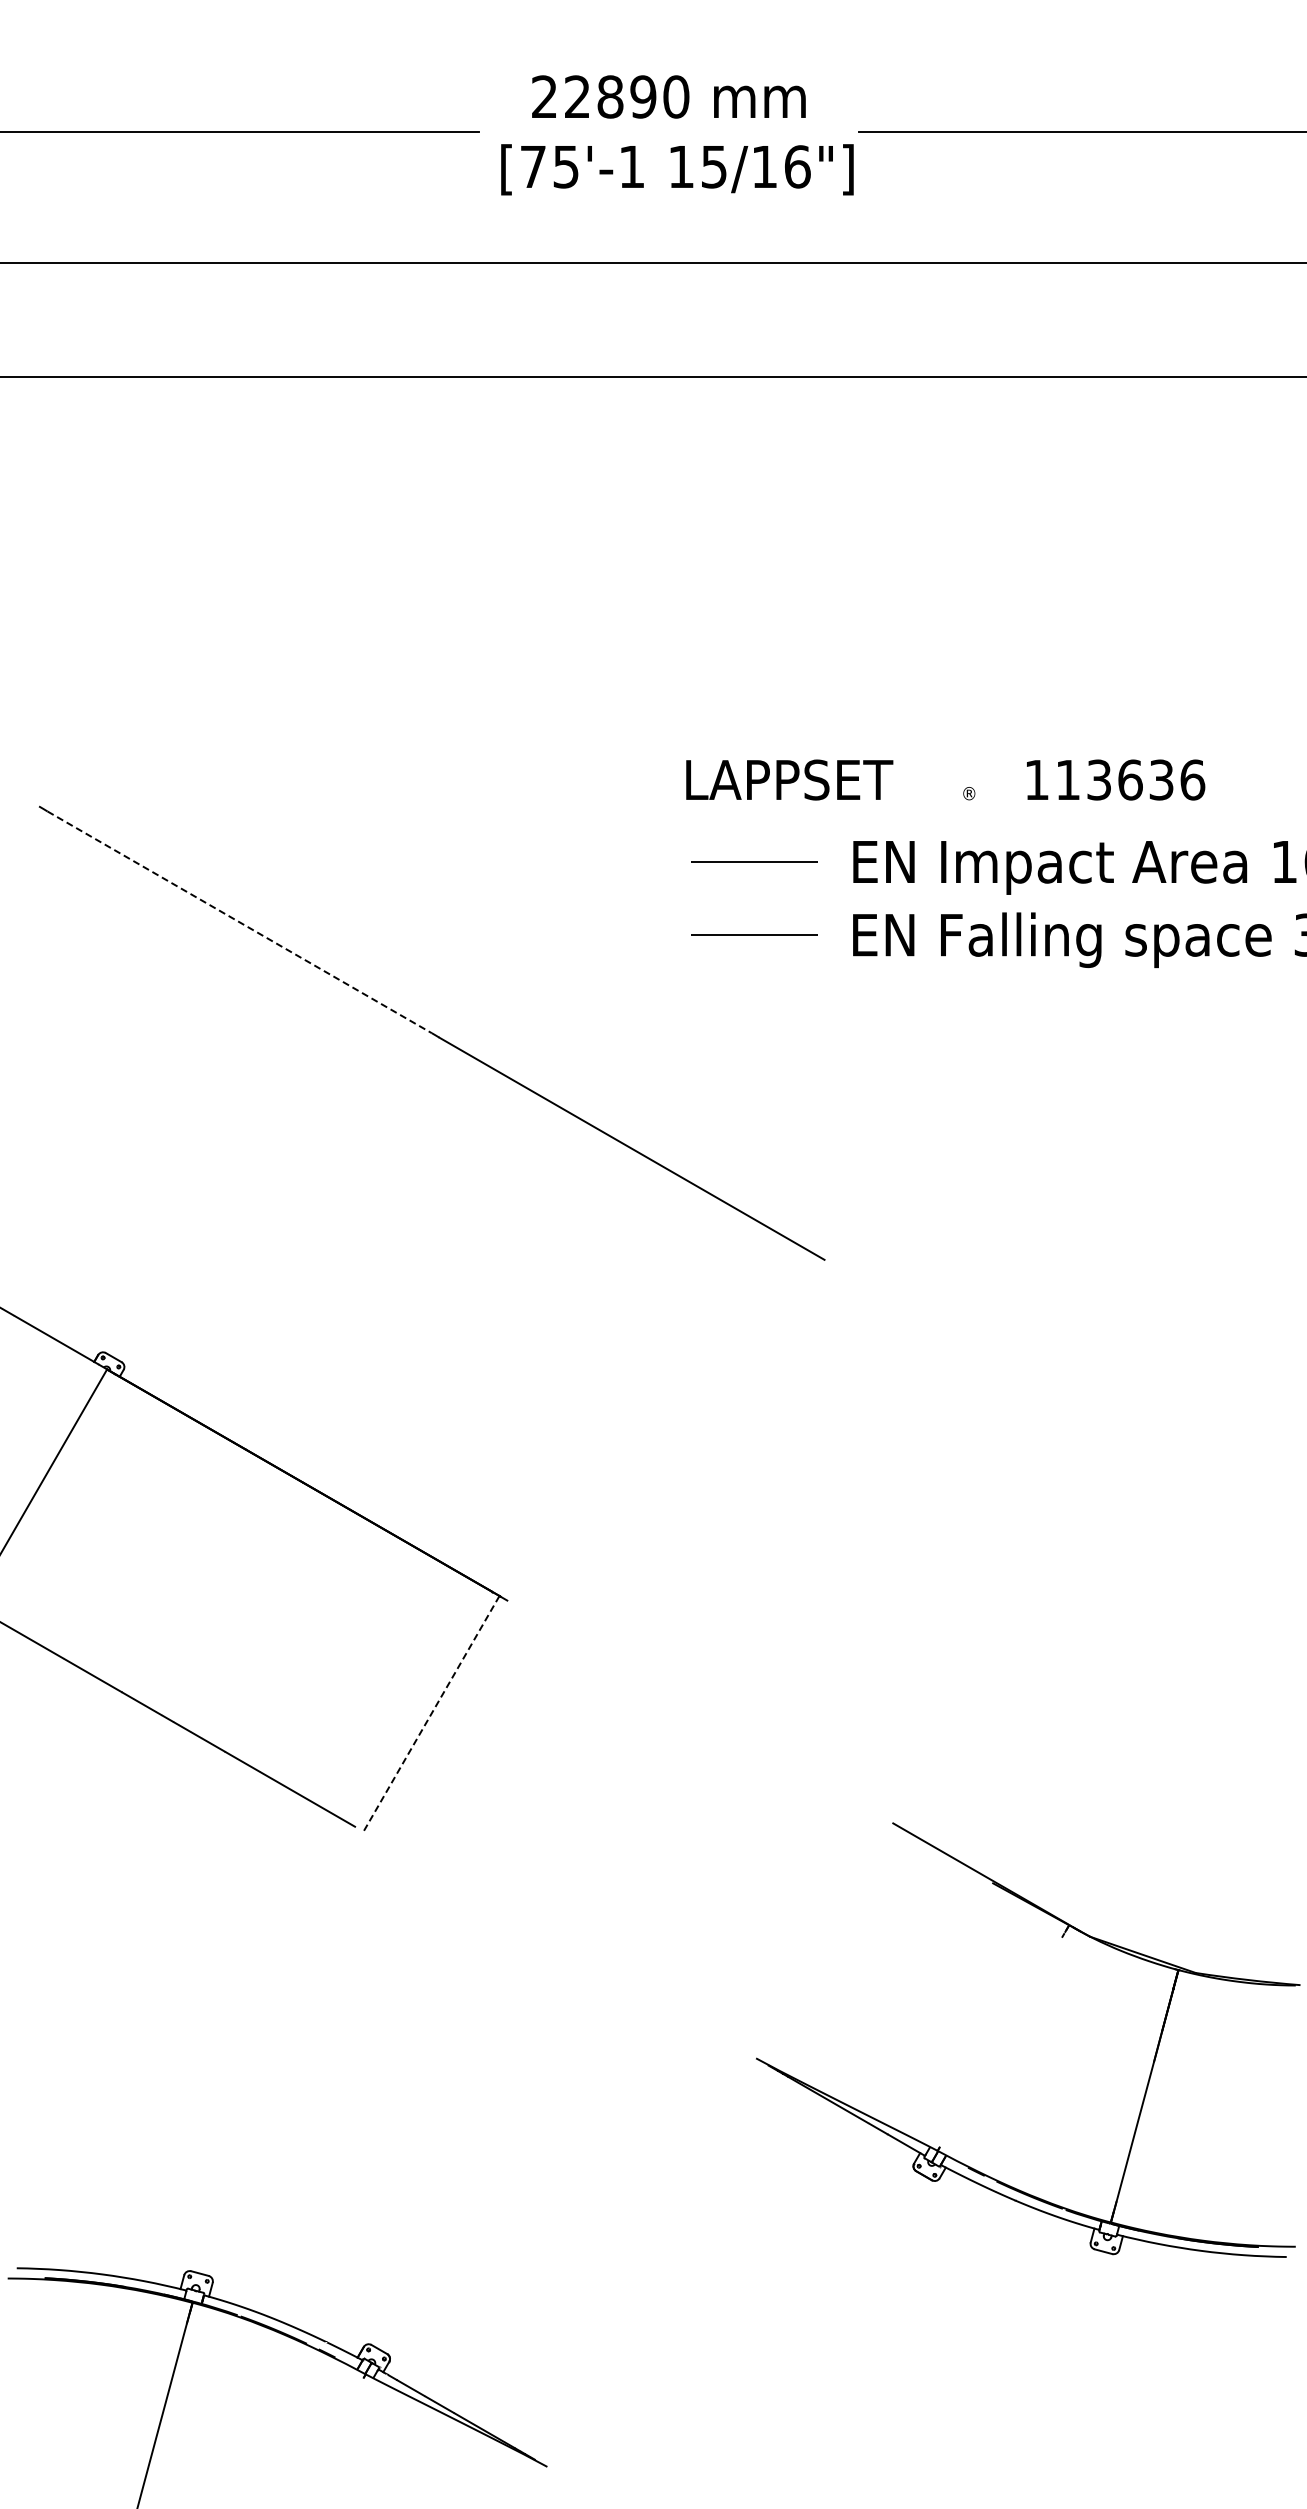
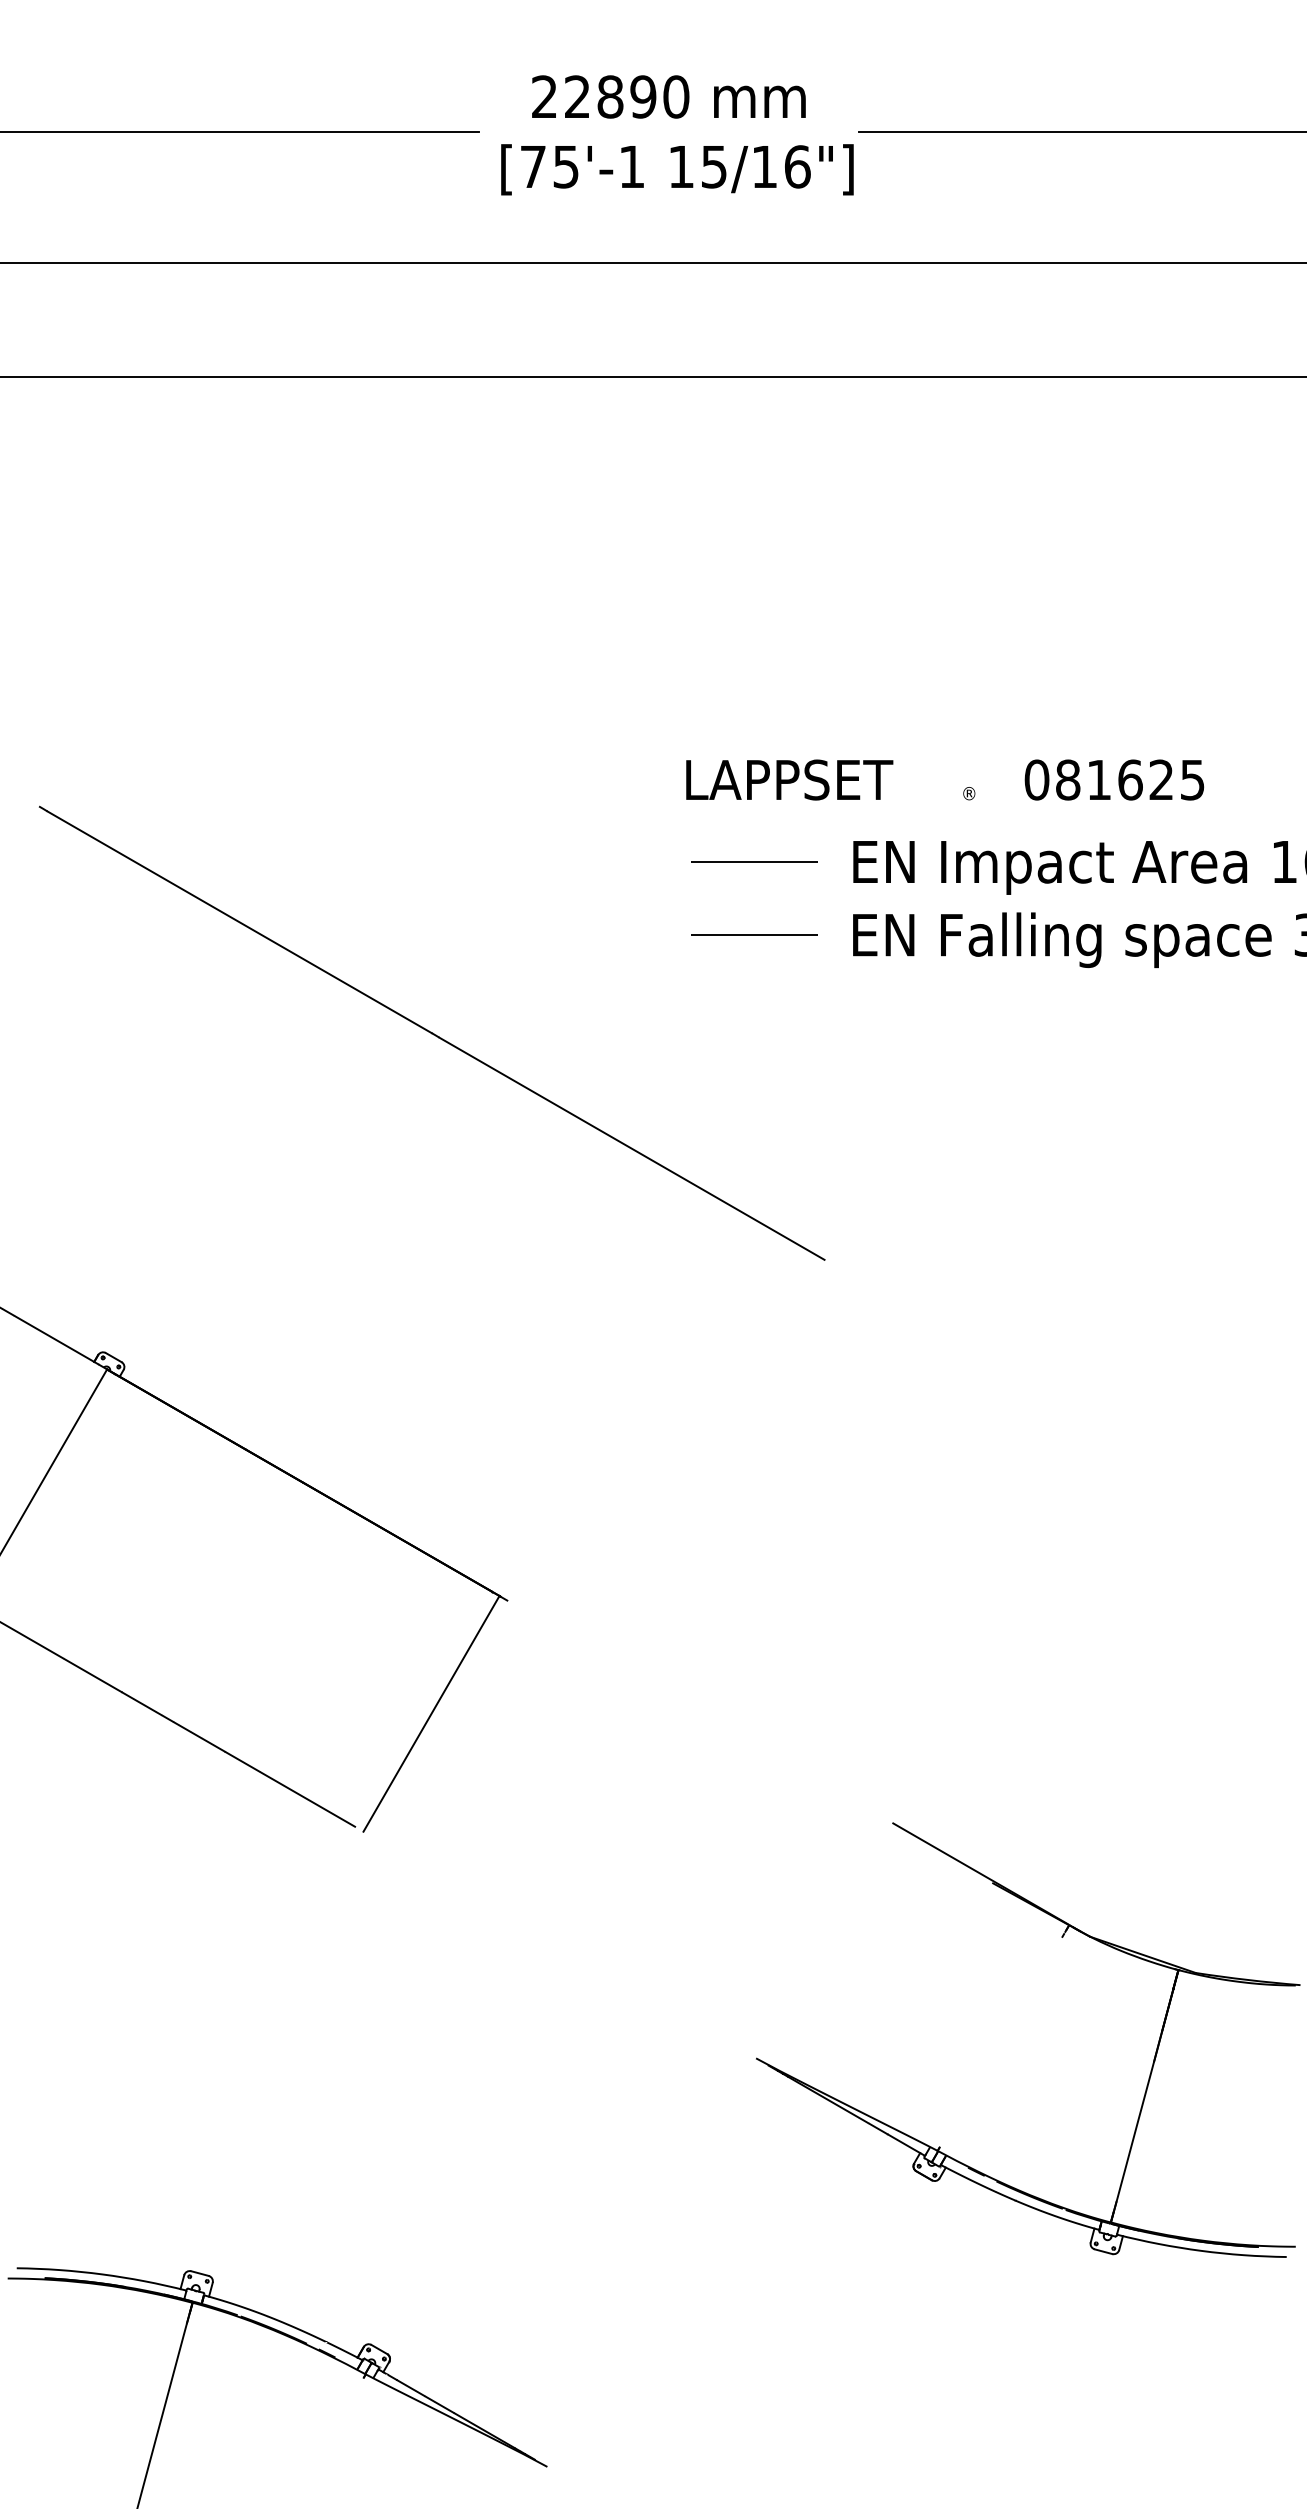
text: 113636 -> 081625 (1114, 779)
line: dashed -> solid (239, 922)
line: dashed -> solid (431, 1714)
